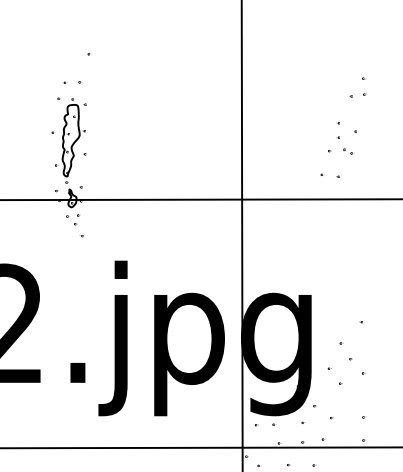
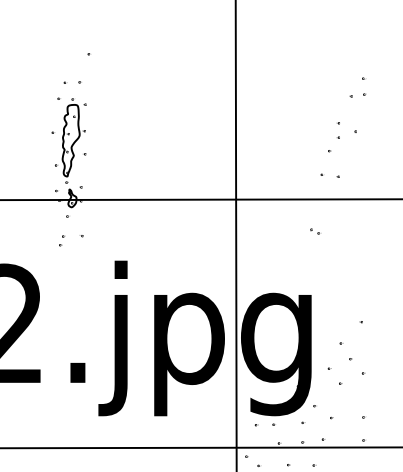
part position: (348, 151) -> (315, 231) (315, 231)
part position: (77, 219) -> (62, 240) (62, 240)
line position: (241, 235) -> (235, 235) (235, 235)
